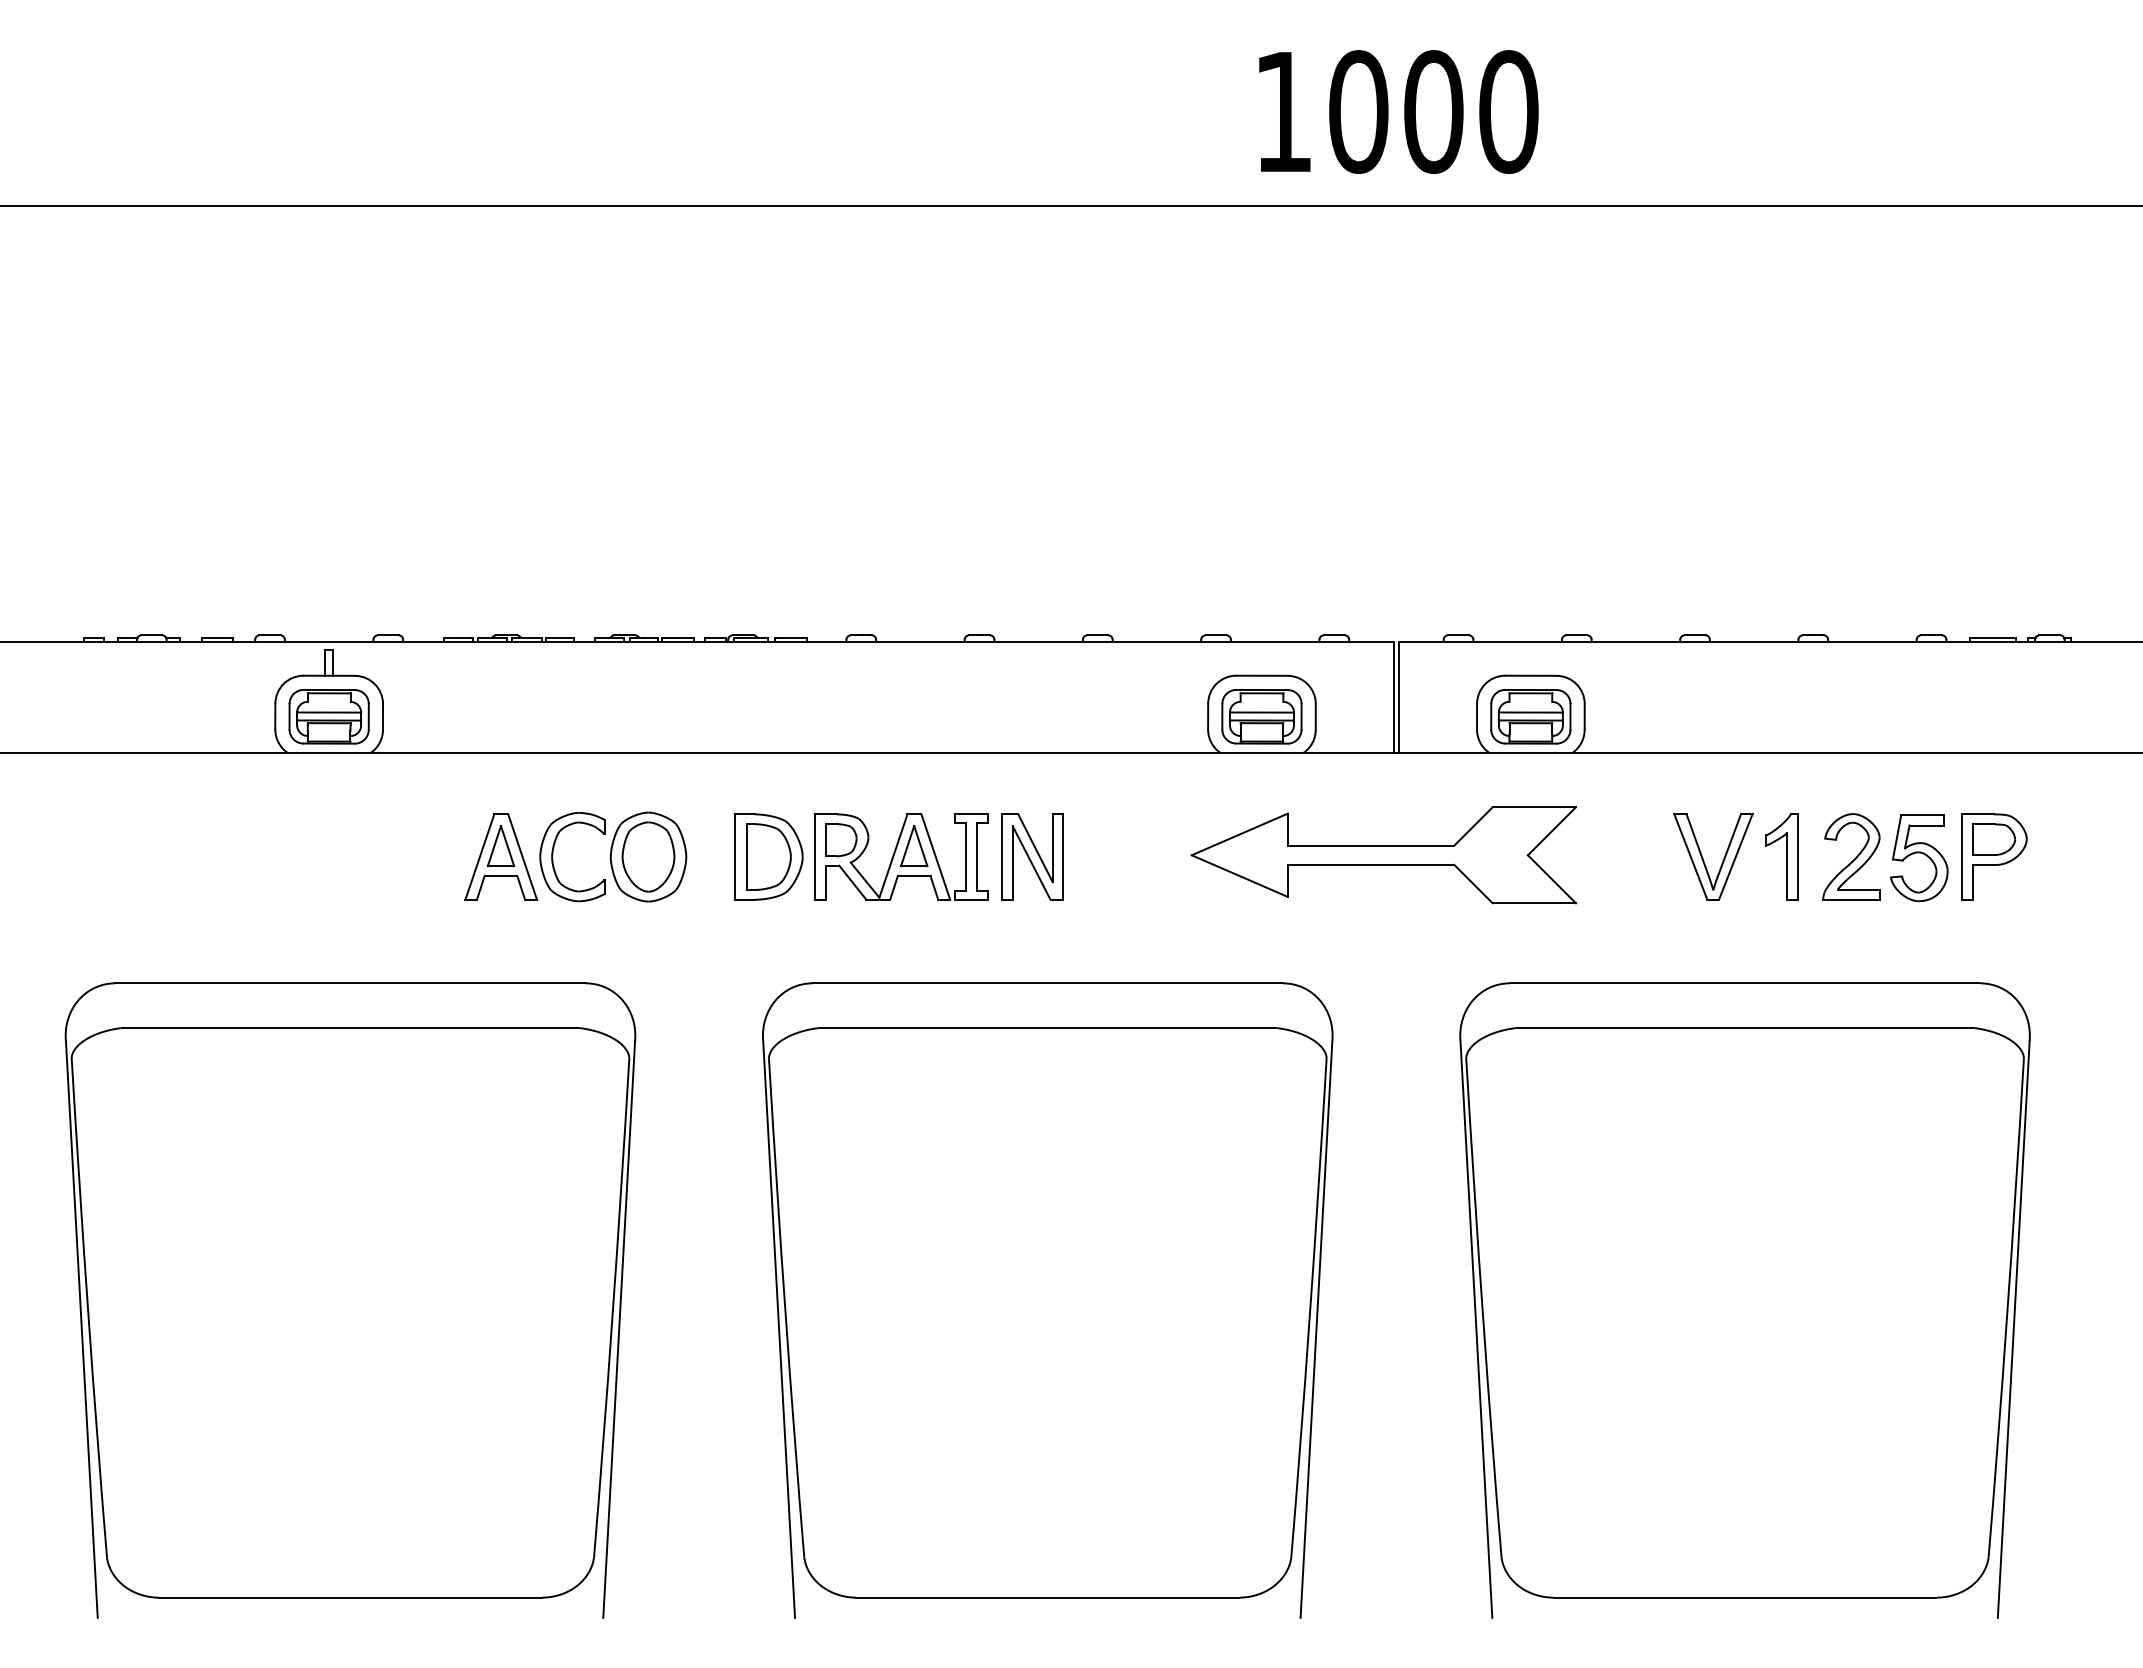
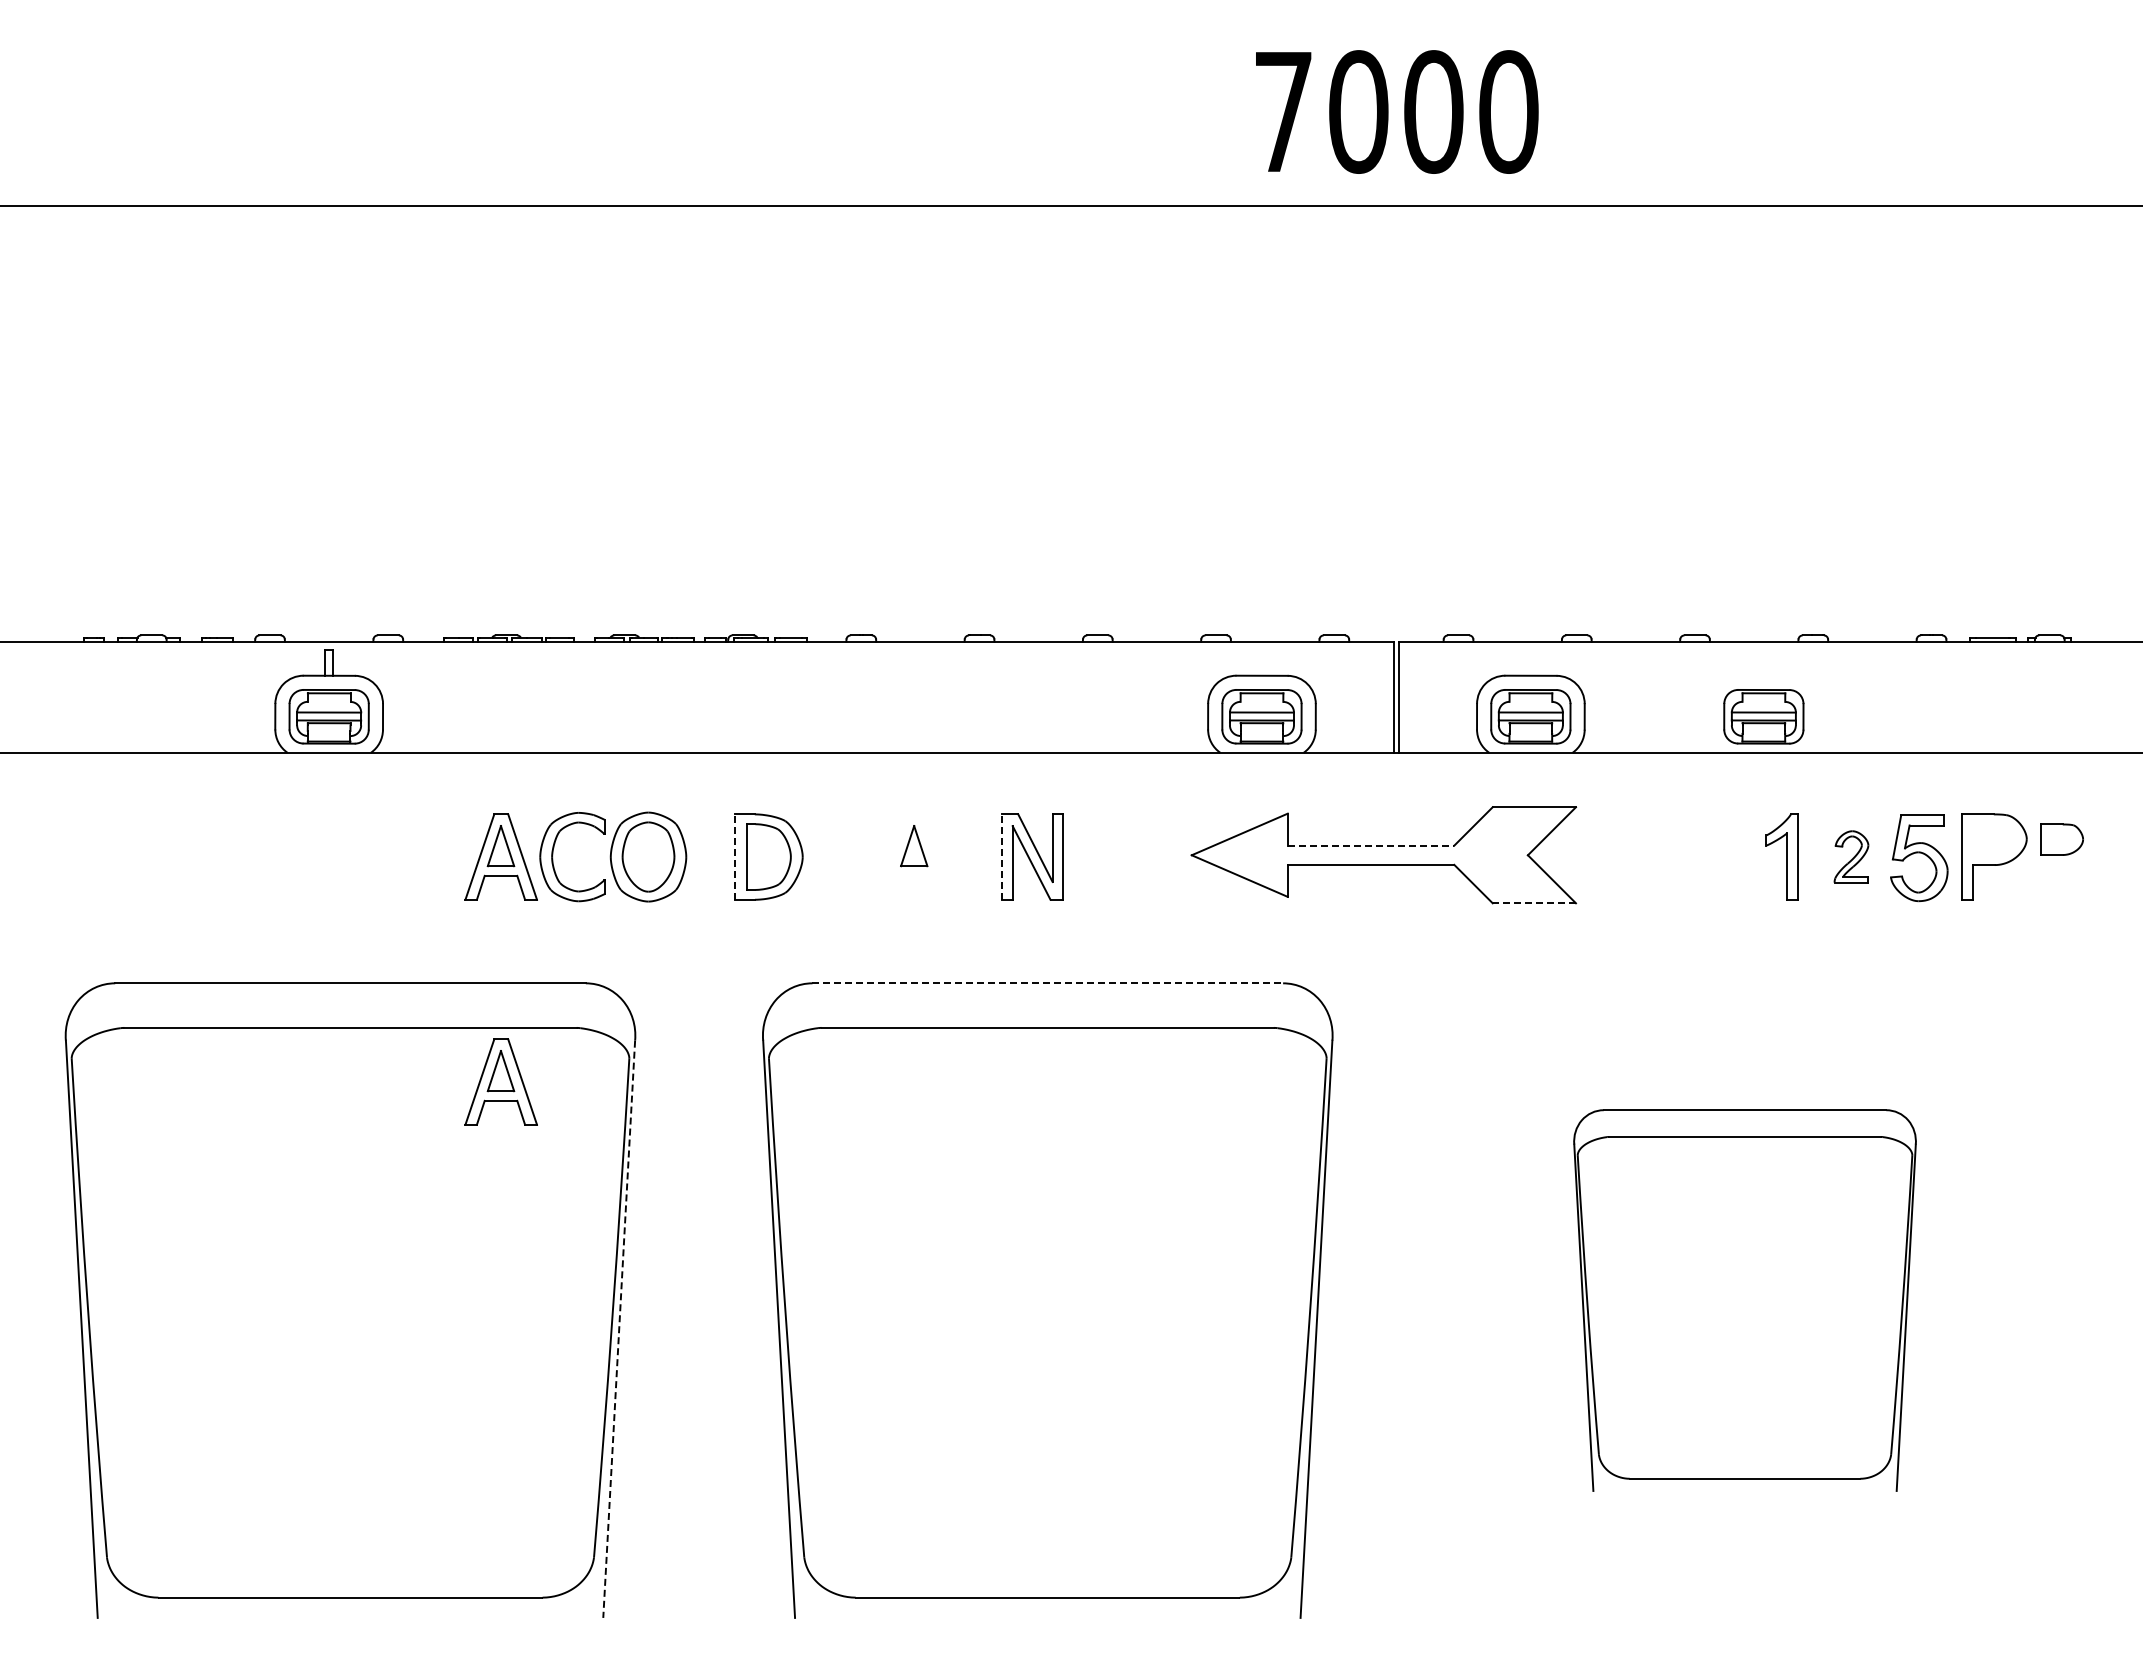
text: 1000 -> 7000 (1283, 111)
part: none -> present (1763, 716)
part position: (1993, 839) -> (2061, 839) (2061, 839)
line: solid -> dashed (1371, 845)
part: present -> none (901, 856)
part size: 59x88 px -> 37x54 px (1851, 856)
line: solid -> dashed (735, 857)
line: solid -> dashed (1002, 857)
part: present -> none (1704, 860)
line: solid -> dashed (1534, 903)
line: solid -> dashed (1048, 983)
part: none -> present (500, 1081)
part size: 572x637 px -> 344x383 px (1744, 1300)
line: solid -> dashed (619, 1329)
